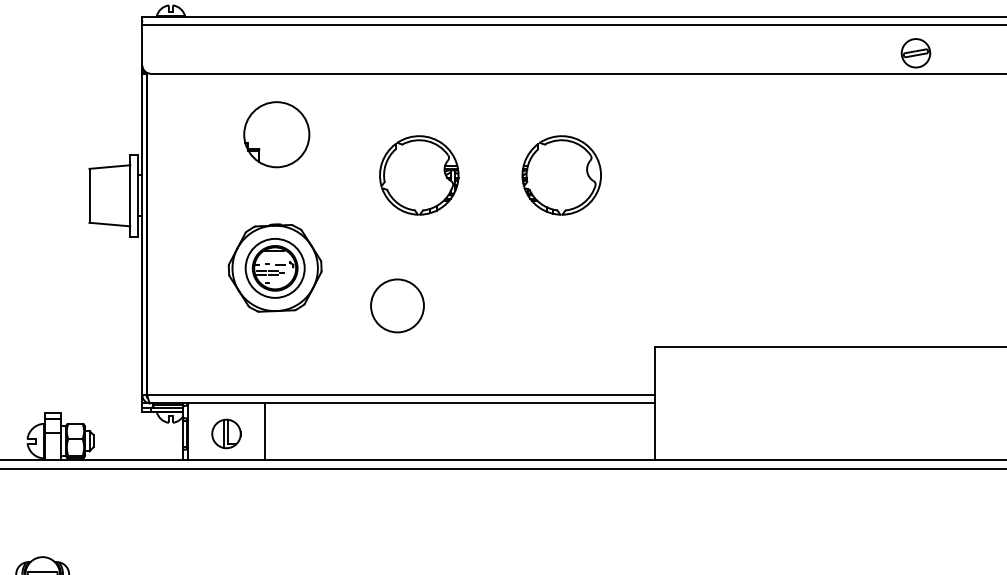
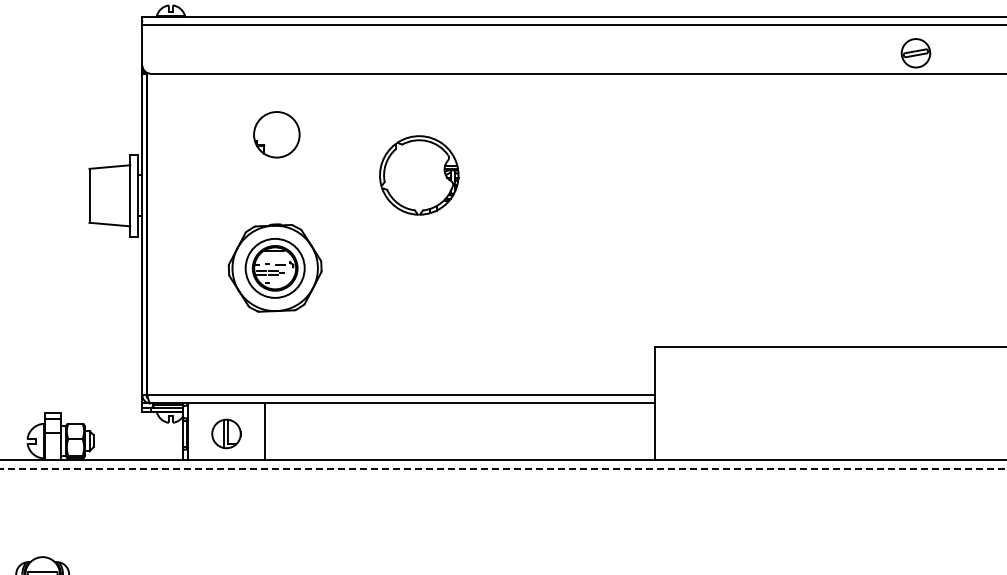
part size: 68x68 px -> 48x48 px (276, 134)
part: present -> none (561, 175)
circle: present -> none (397, 305)
line: solid -> dashed (503, 468)
